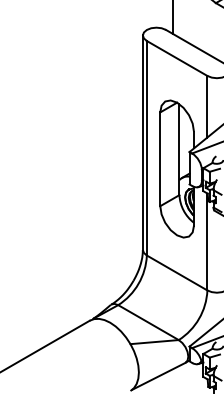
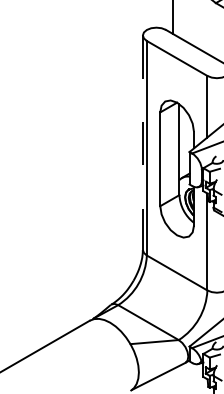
line: solid -> dashed (142, 143)
